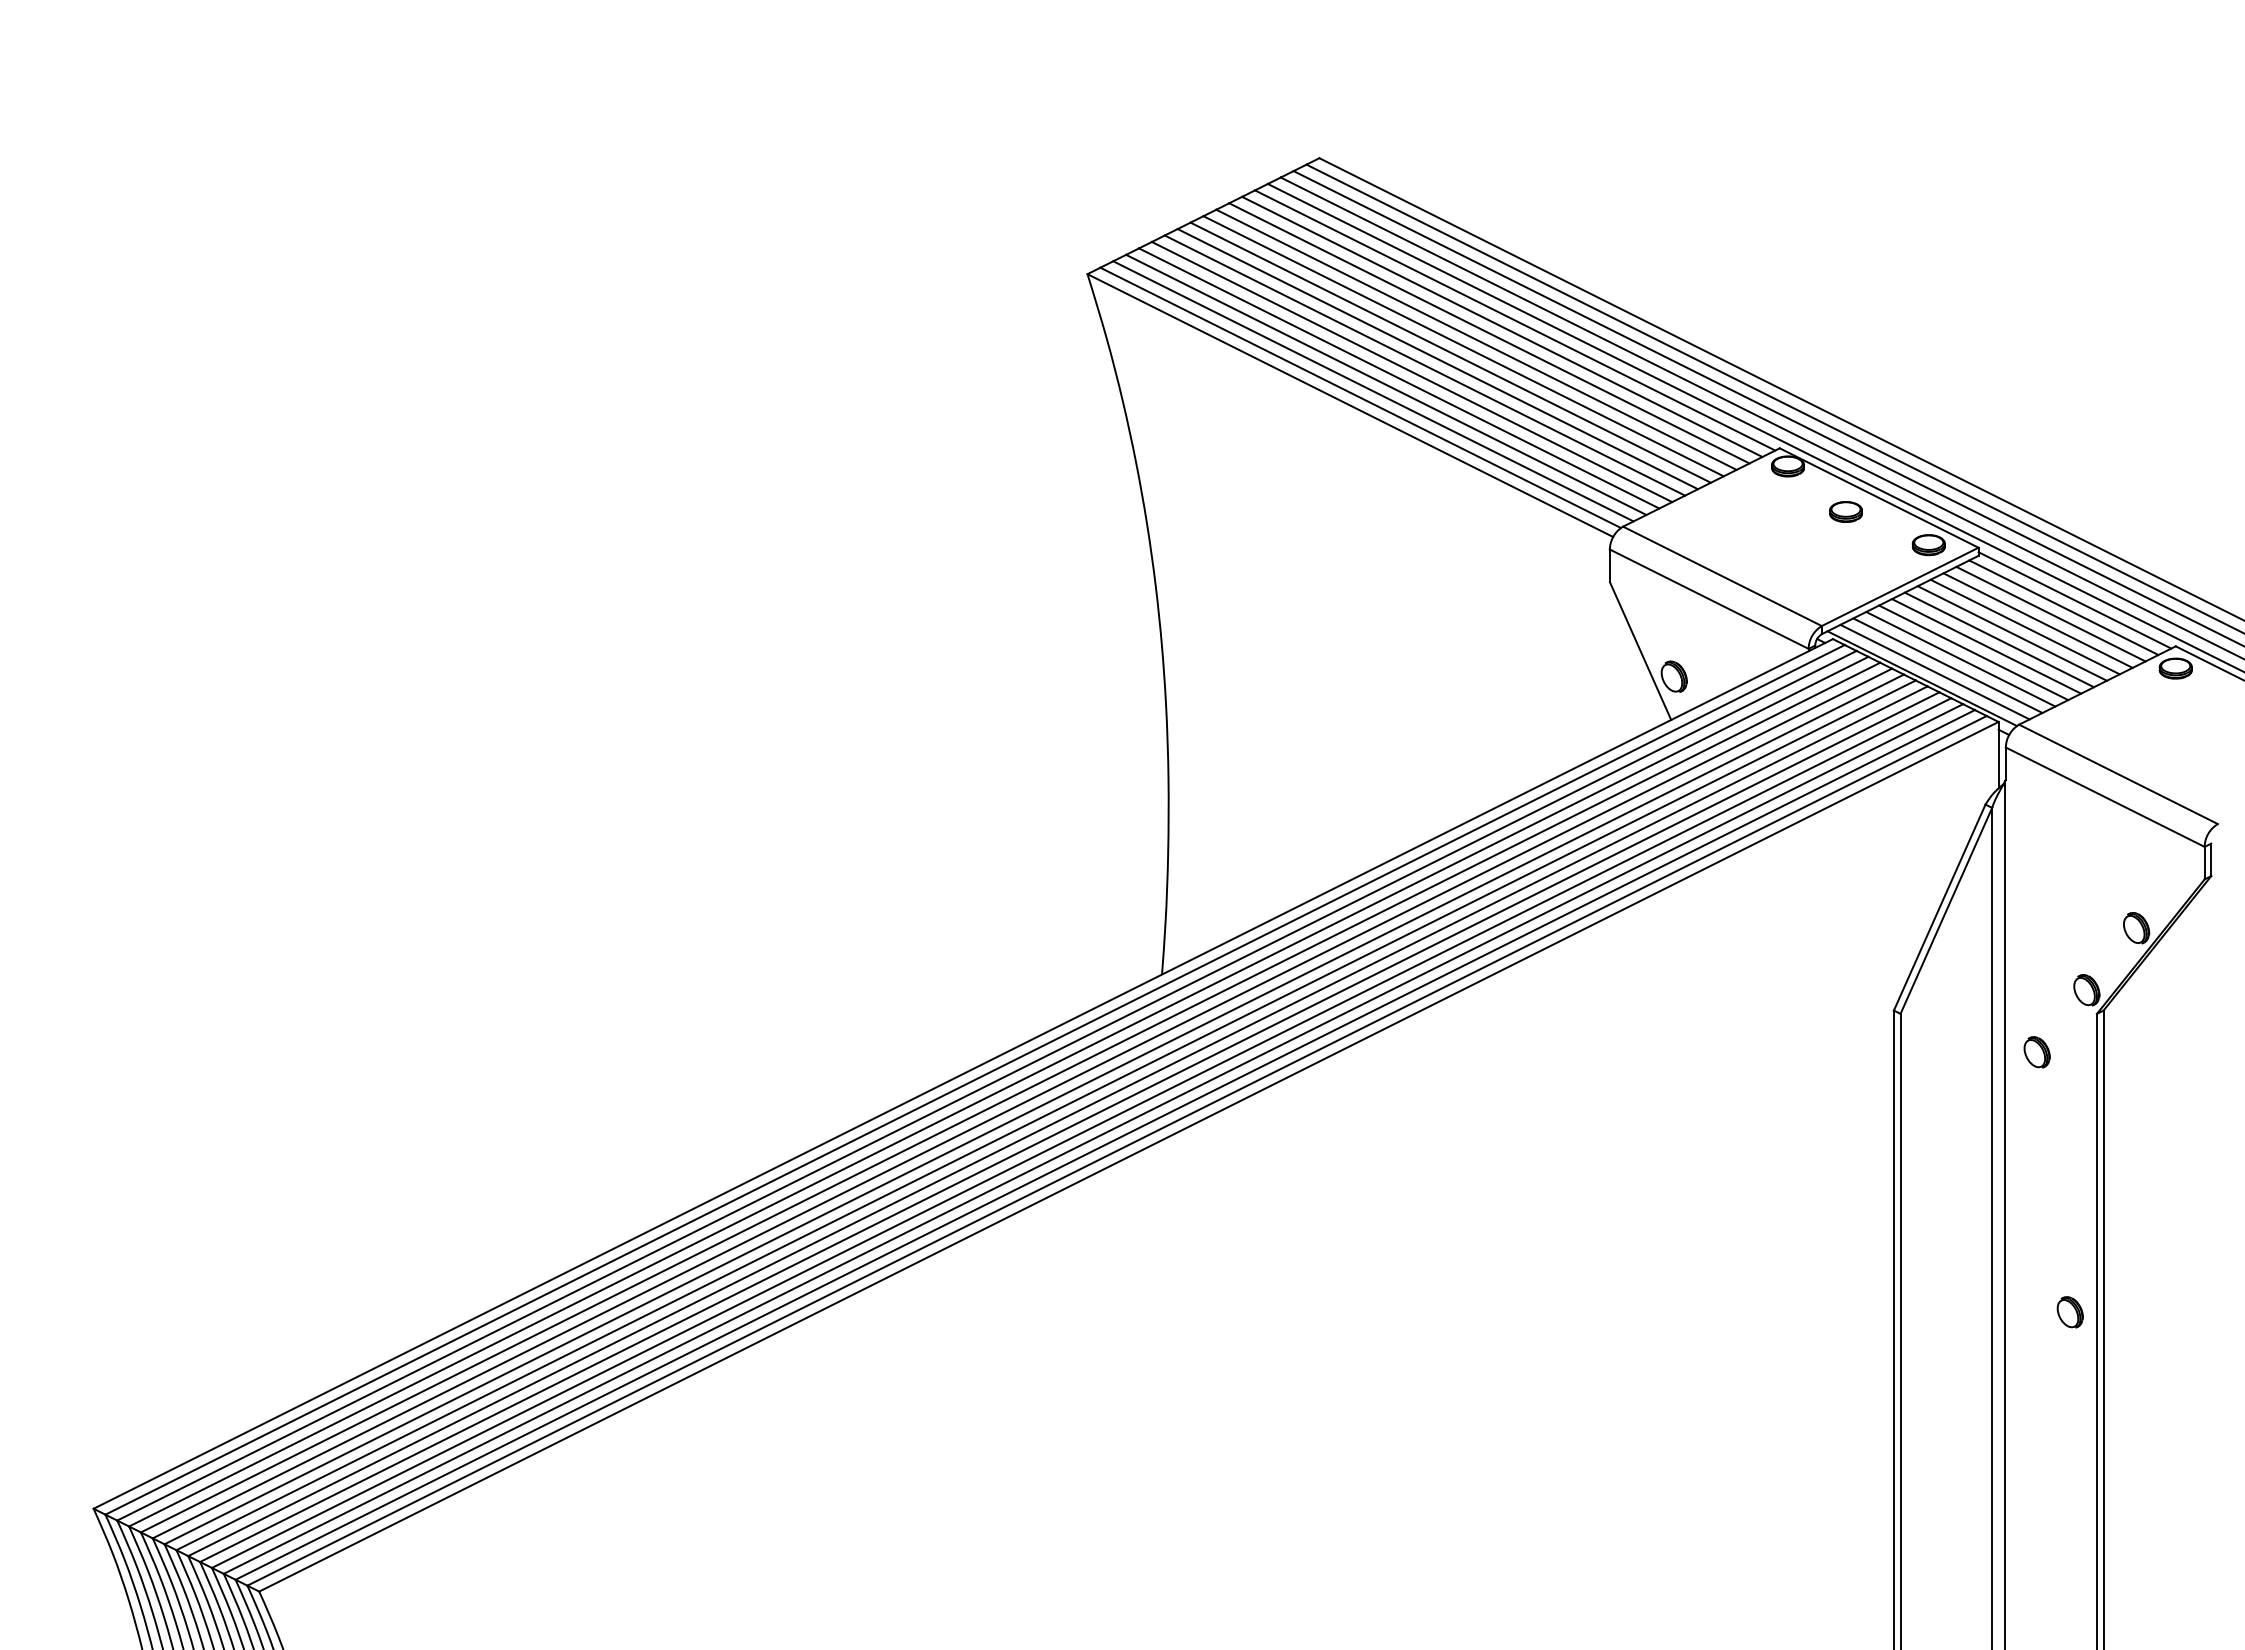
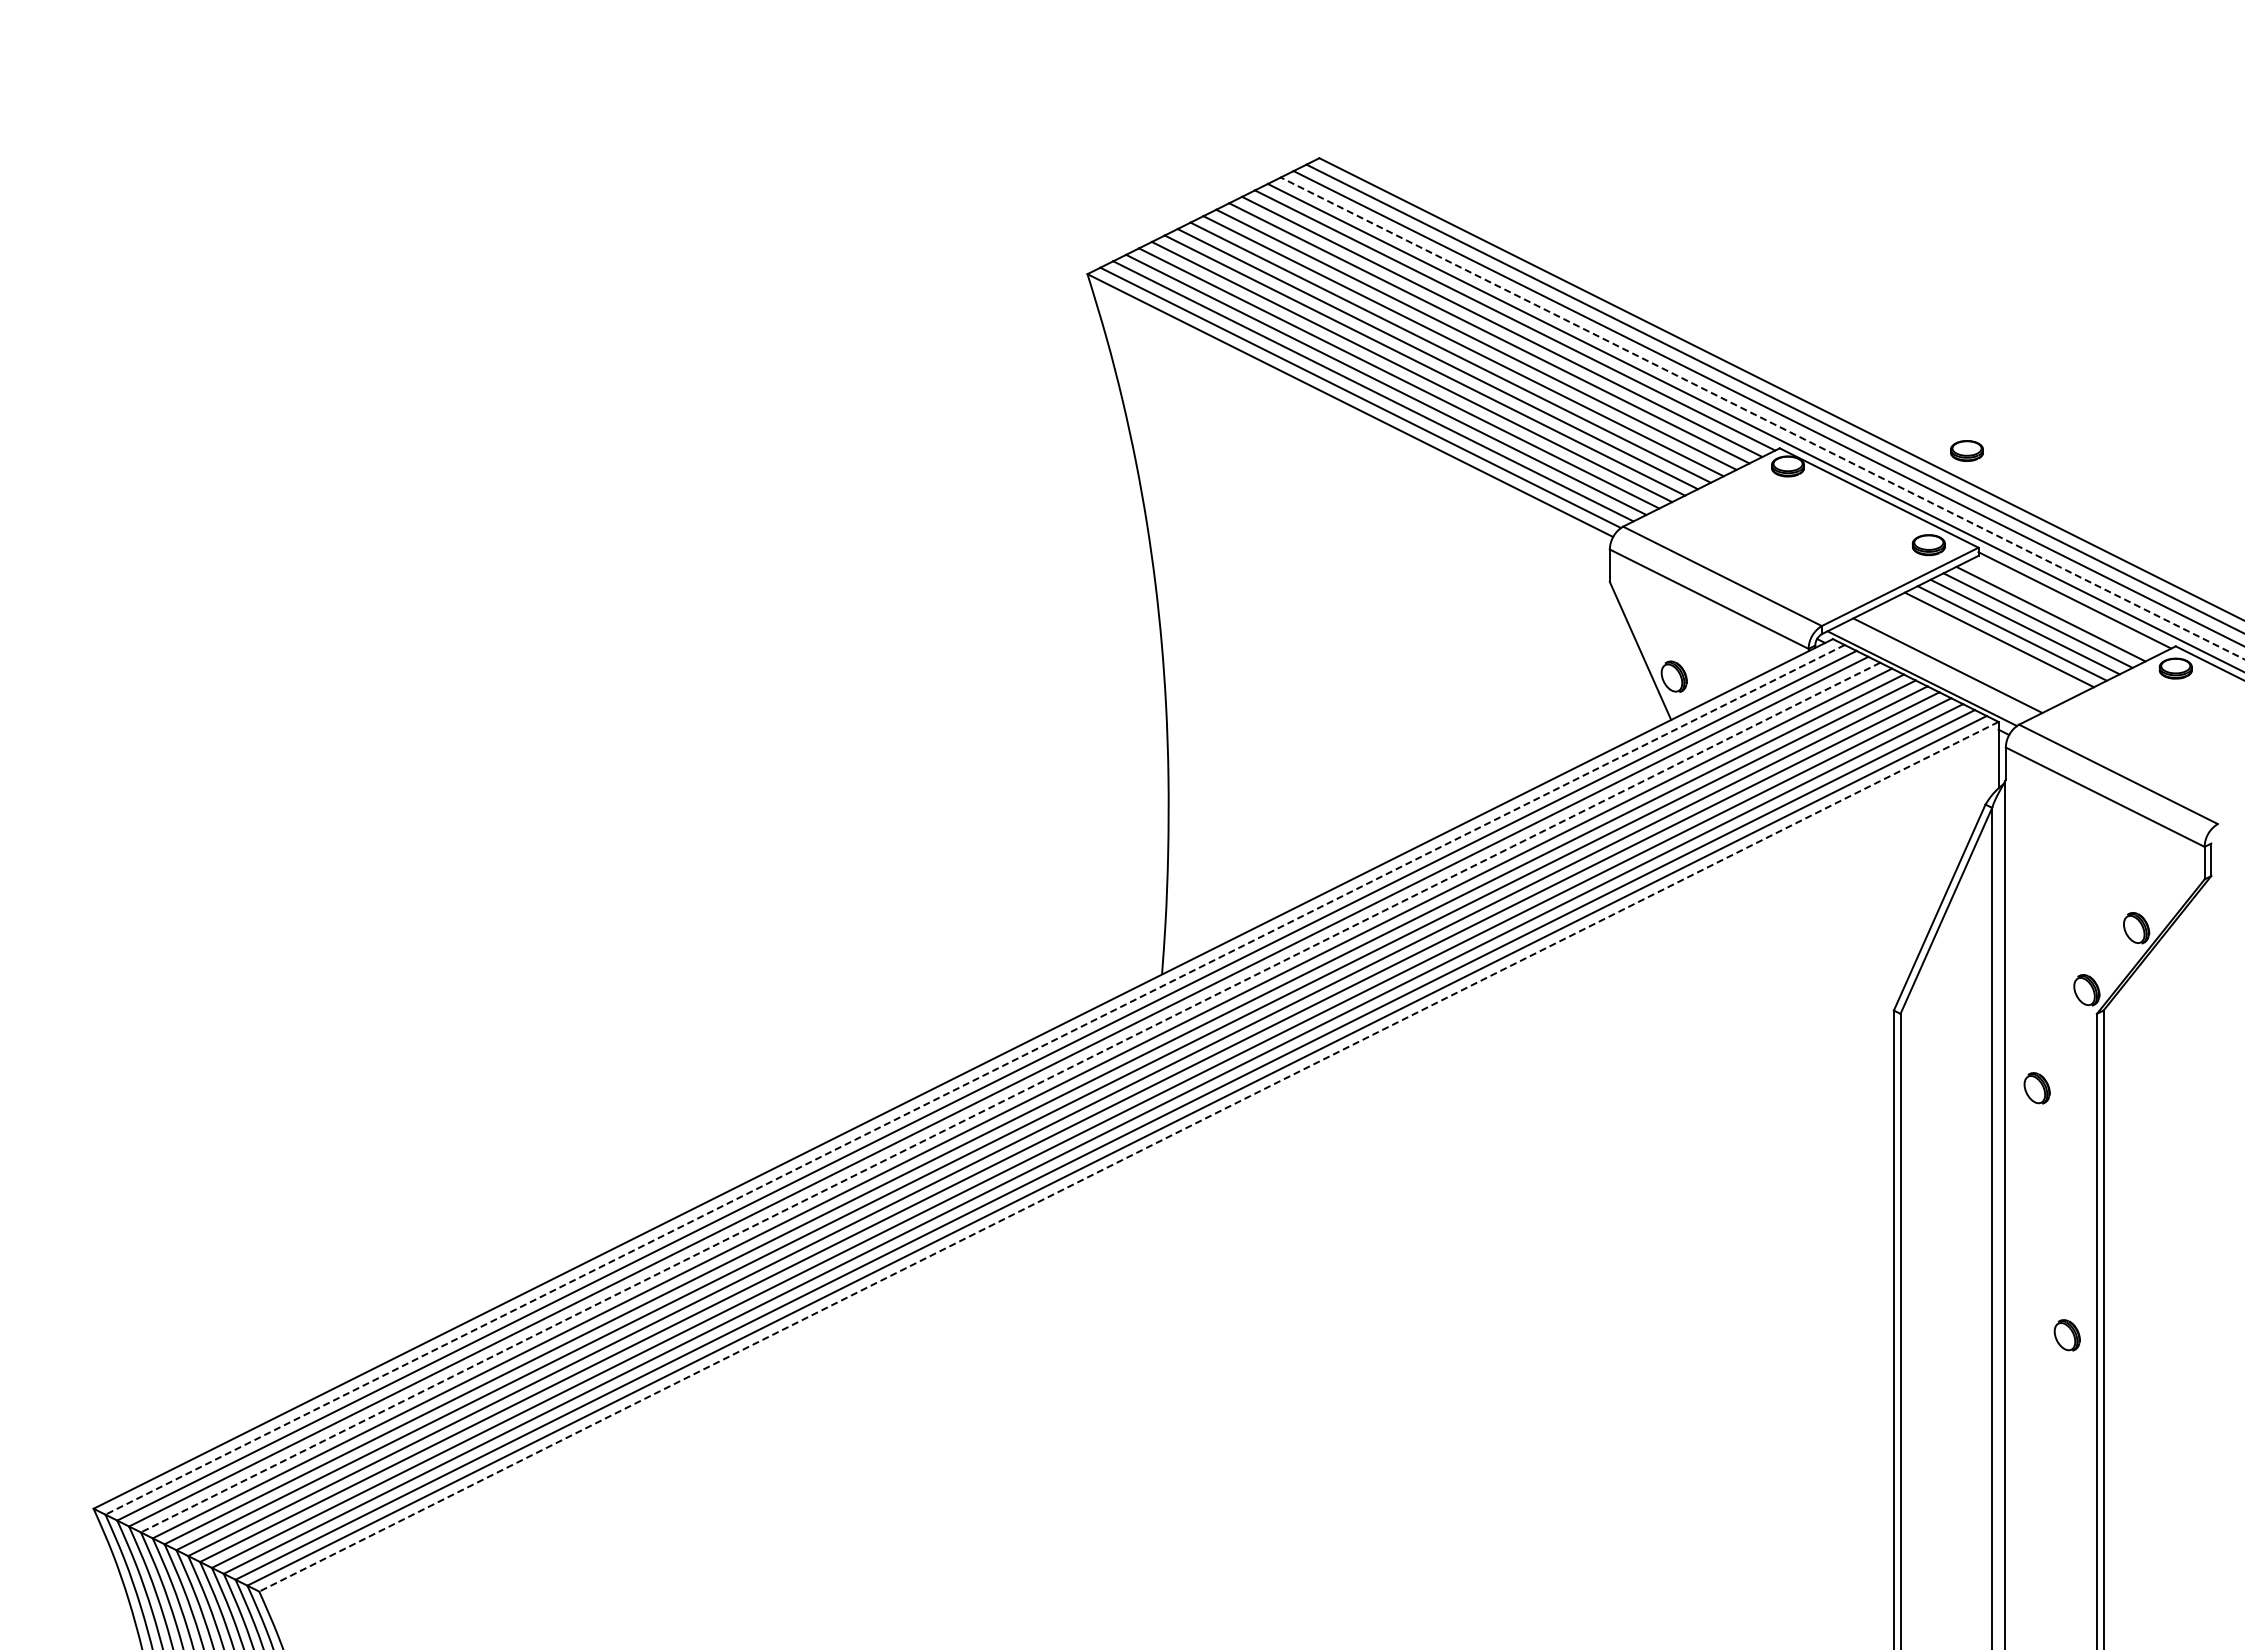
line: solid -> dashed (1762, 418)
part position: (1845, 511) -> (1966, 450) (1966, 450)
line: present -> none (2063, 607)
line: present -> none (1986, 646)
line: present -> none (1973, 652)
line: present -> none (1960, 658)
line: present -> none (1934, 671)
part position: (2036, 1052) -> (2036, 1088) (2036, 1088)
line: solid -> dashed (974, 1080)
line: solid -> dashed (1010, 1097)
line: solid -> dashed (1128, 1157)
part position: (2069, 1312) -> (2066, 1335) (2066, 1335)
